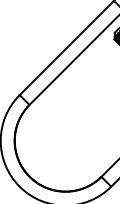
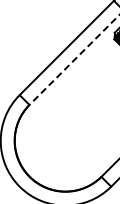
line: solid -> dashed (74, 59)
